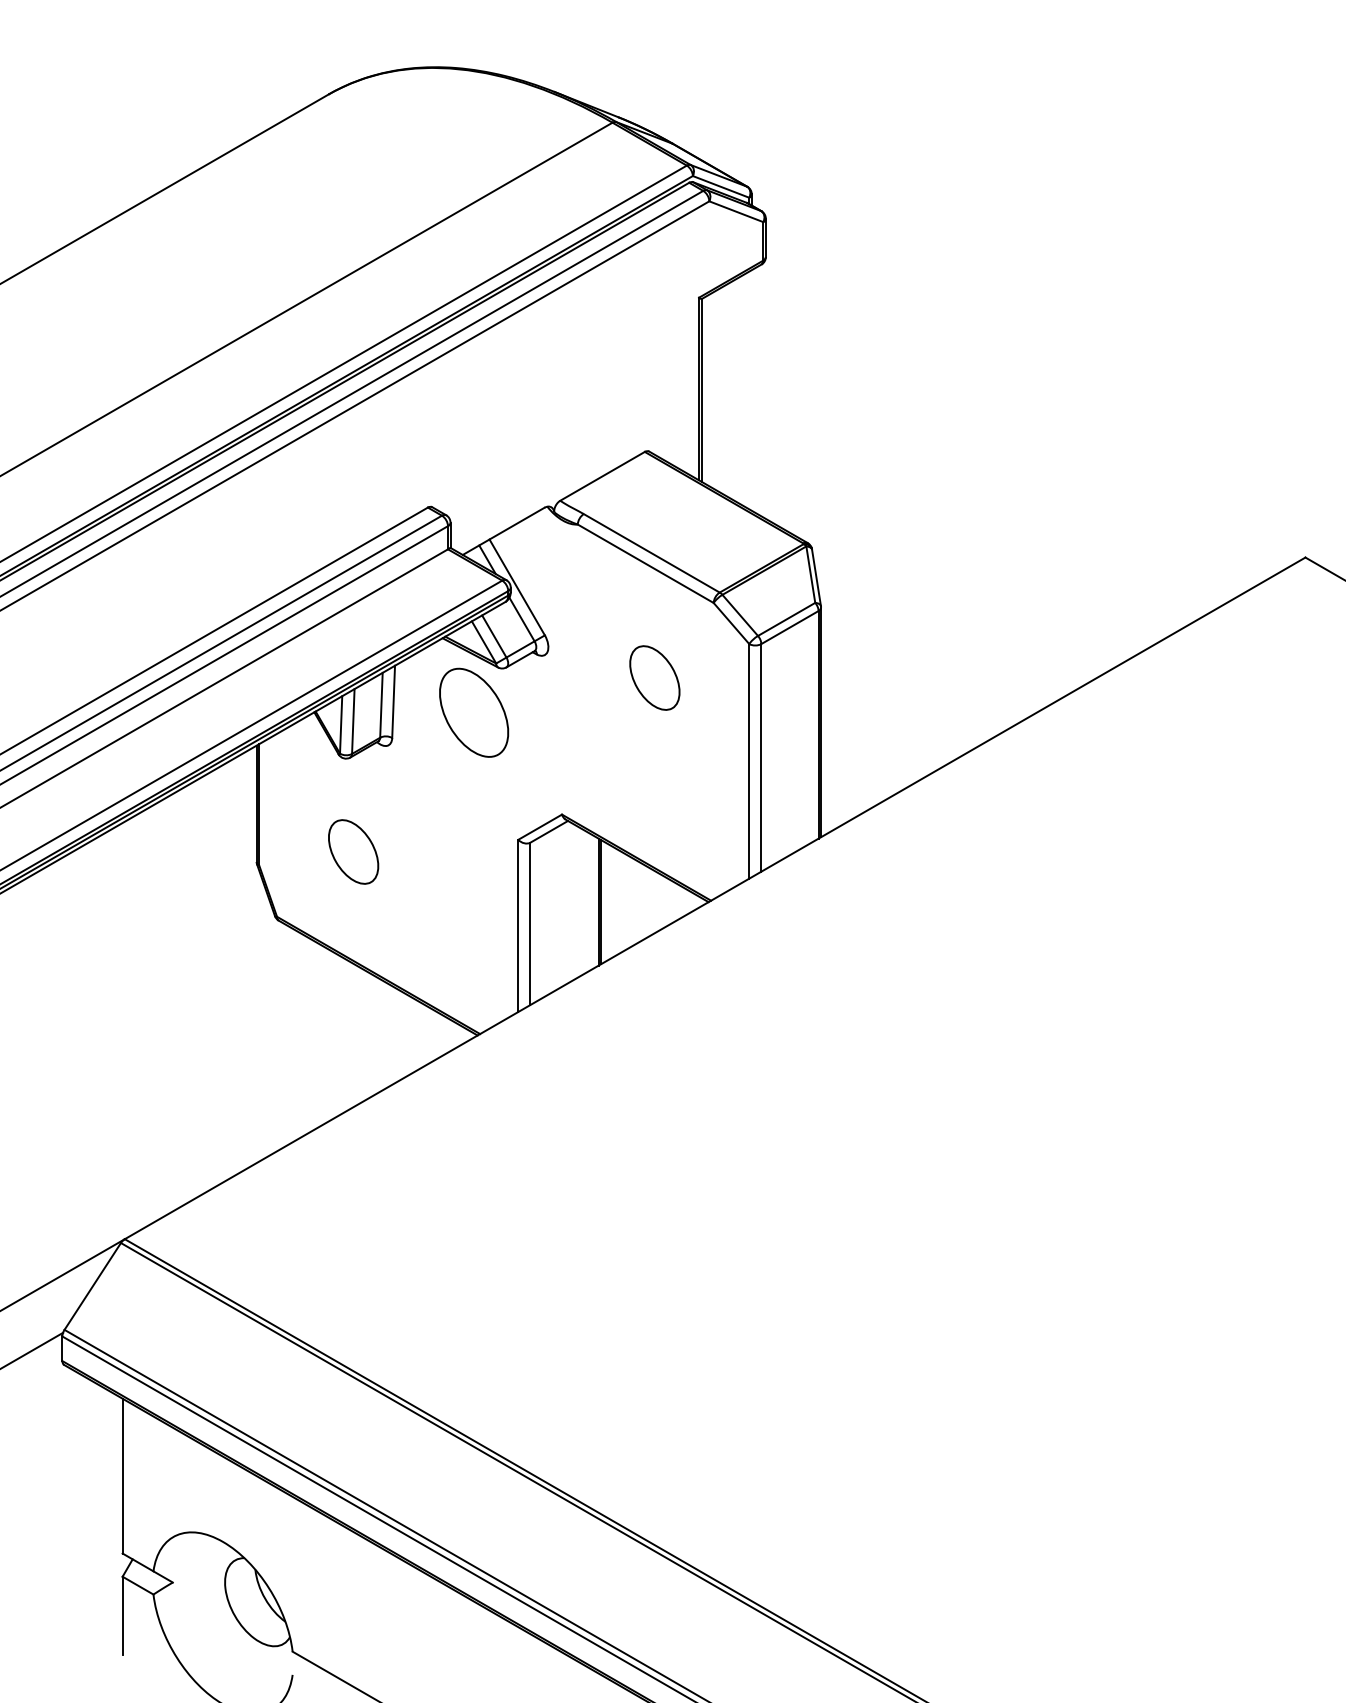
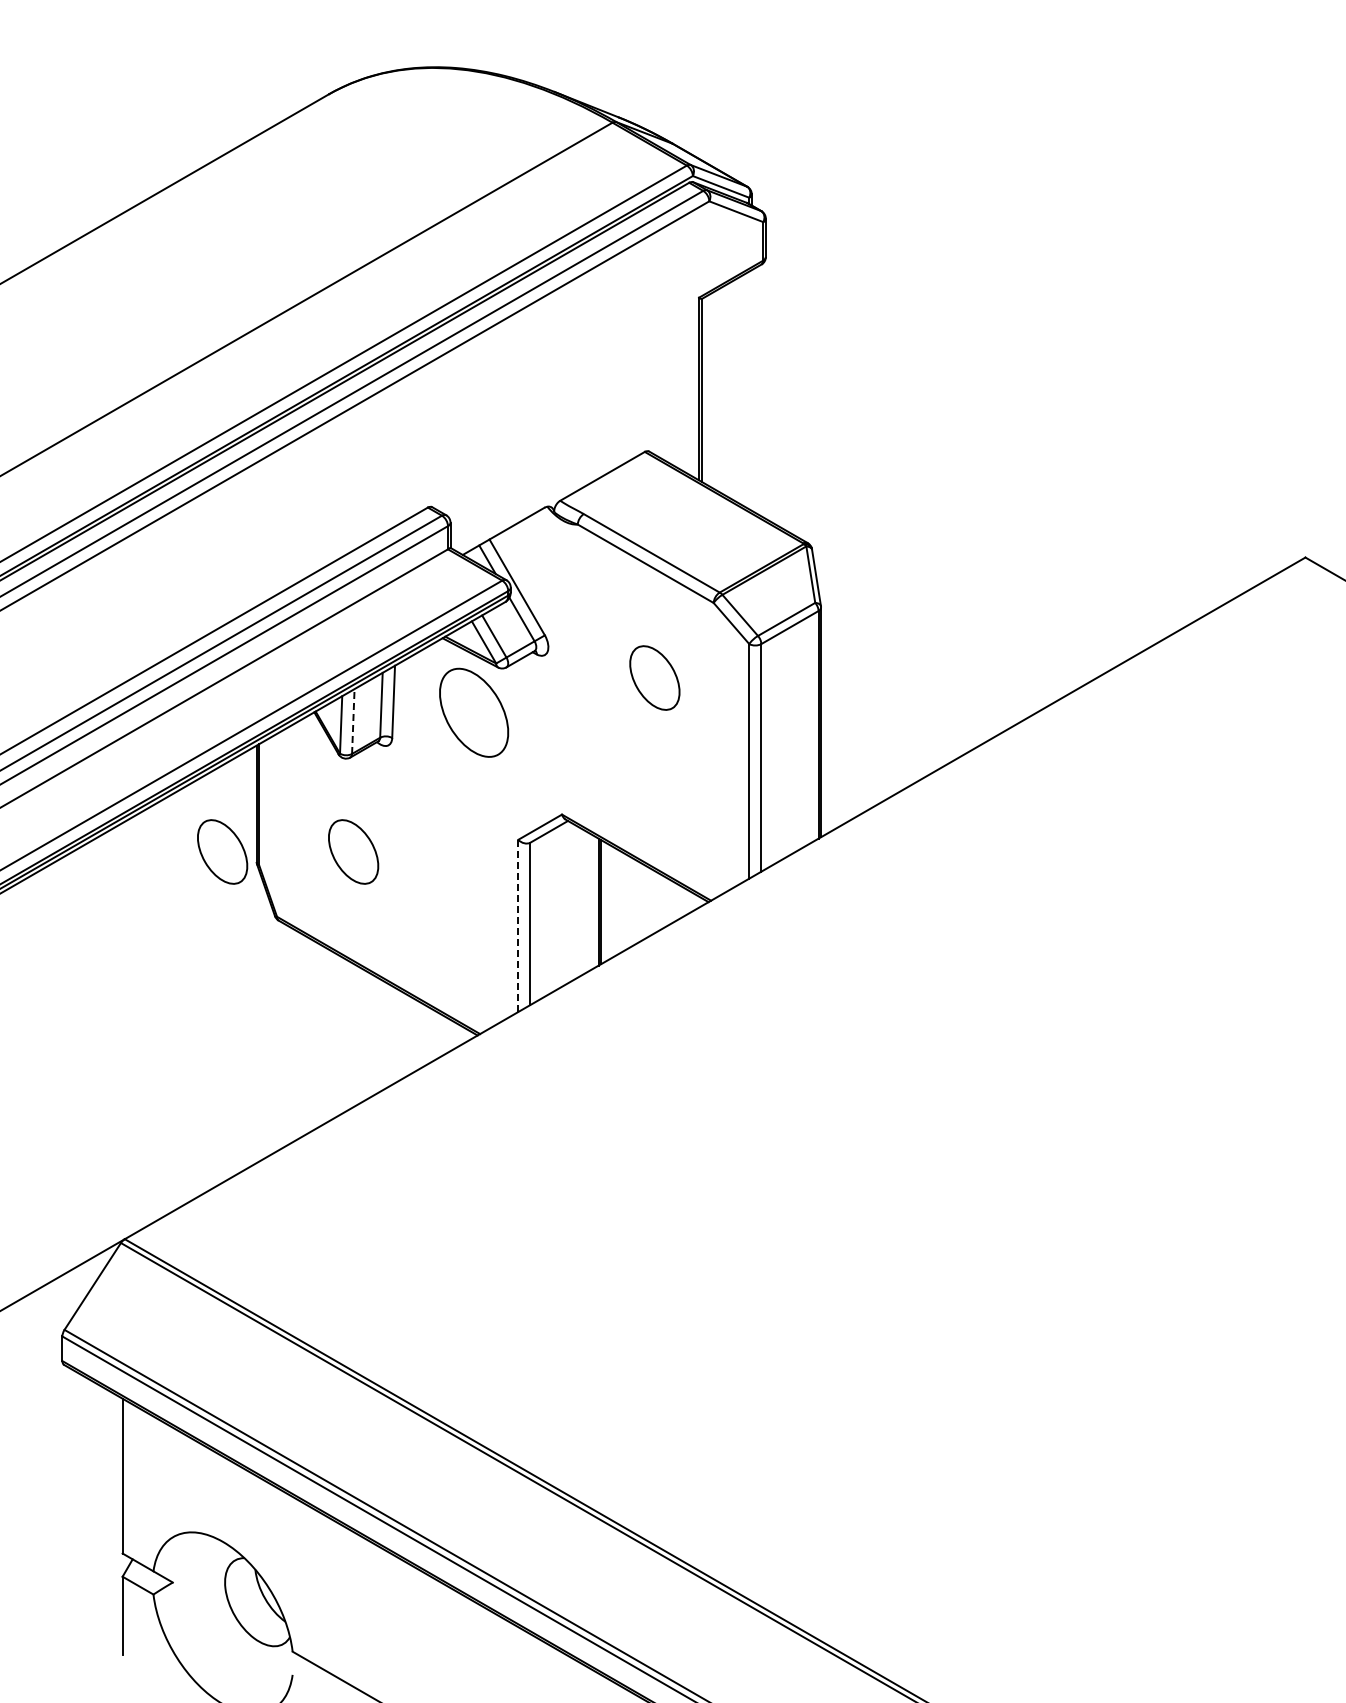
line: solid -> dashed (353, 721)
part: none -> present (222, 851)
line: solid -> dashed (518, 926)
line: present -> none (32, 1349)
